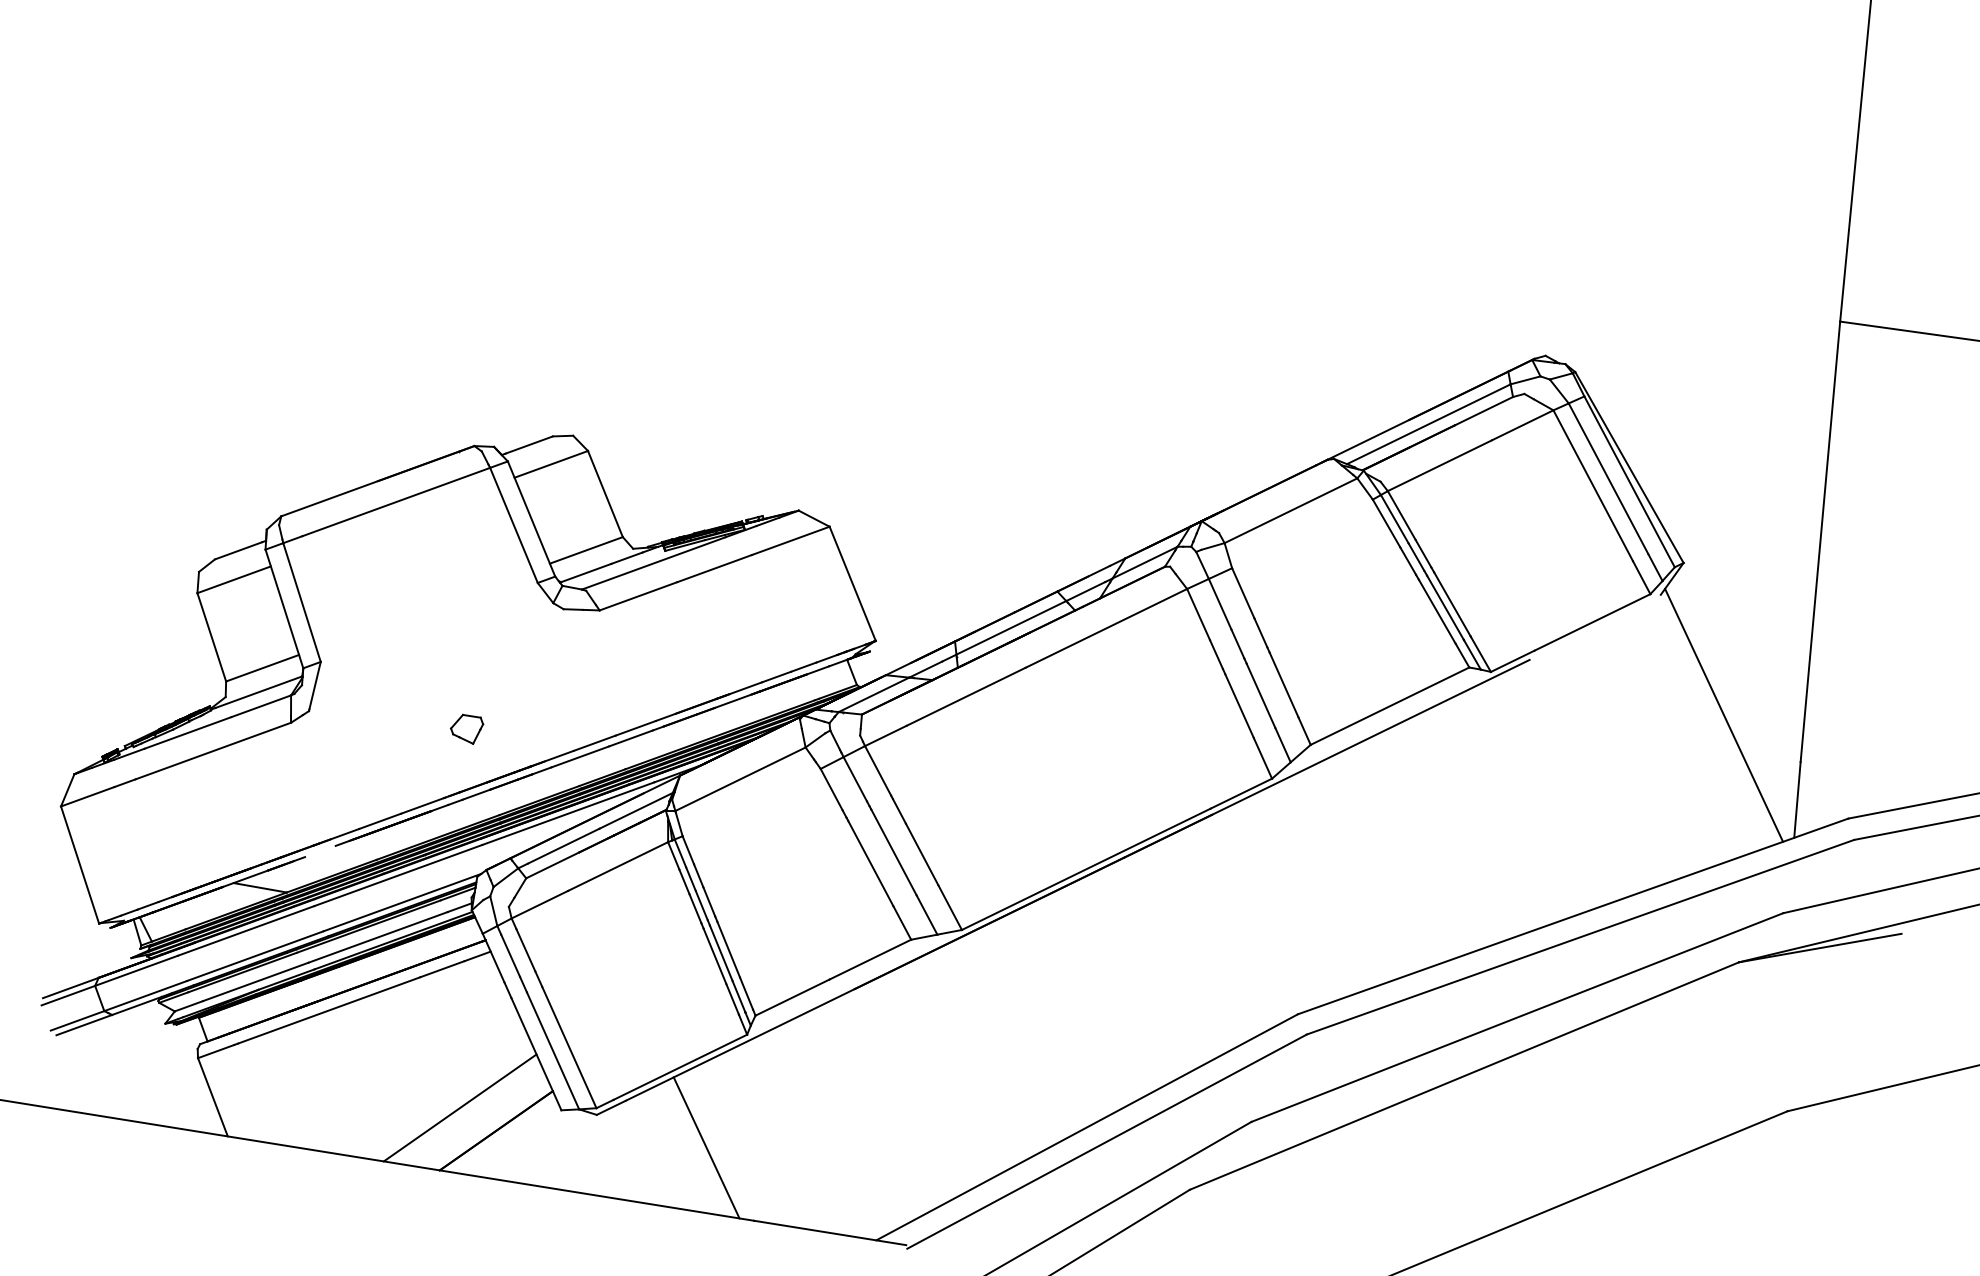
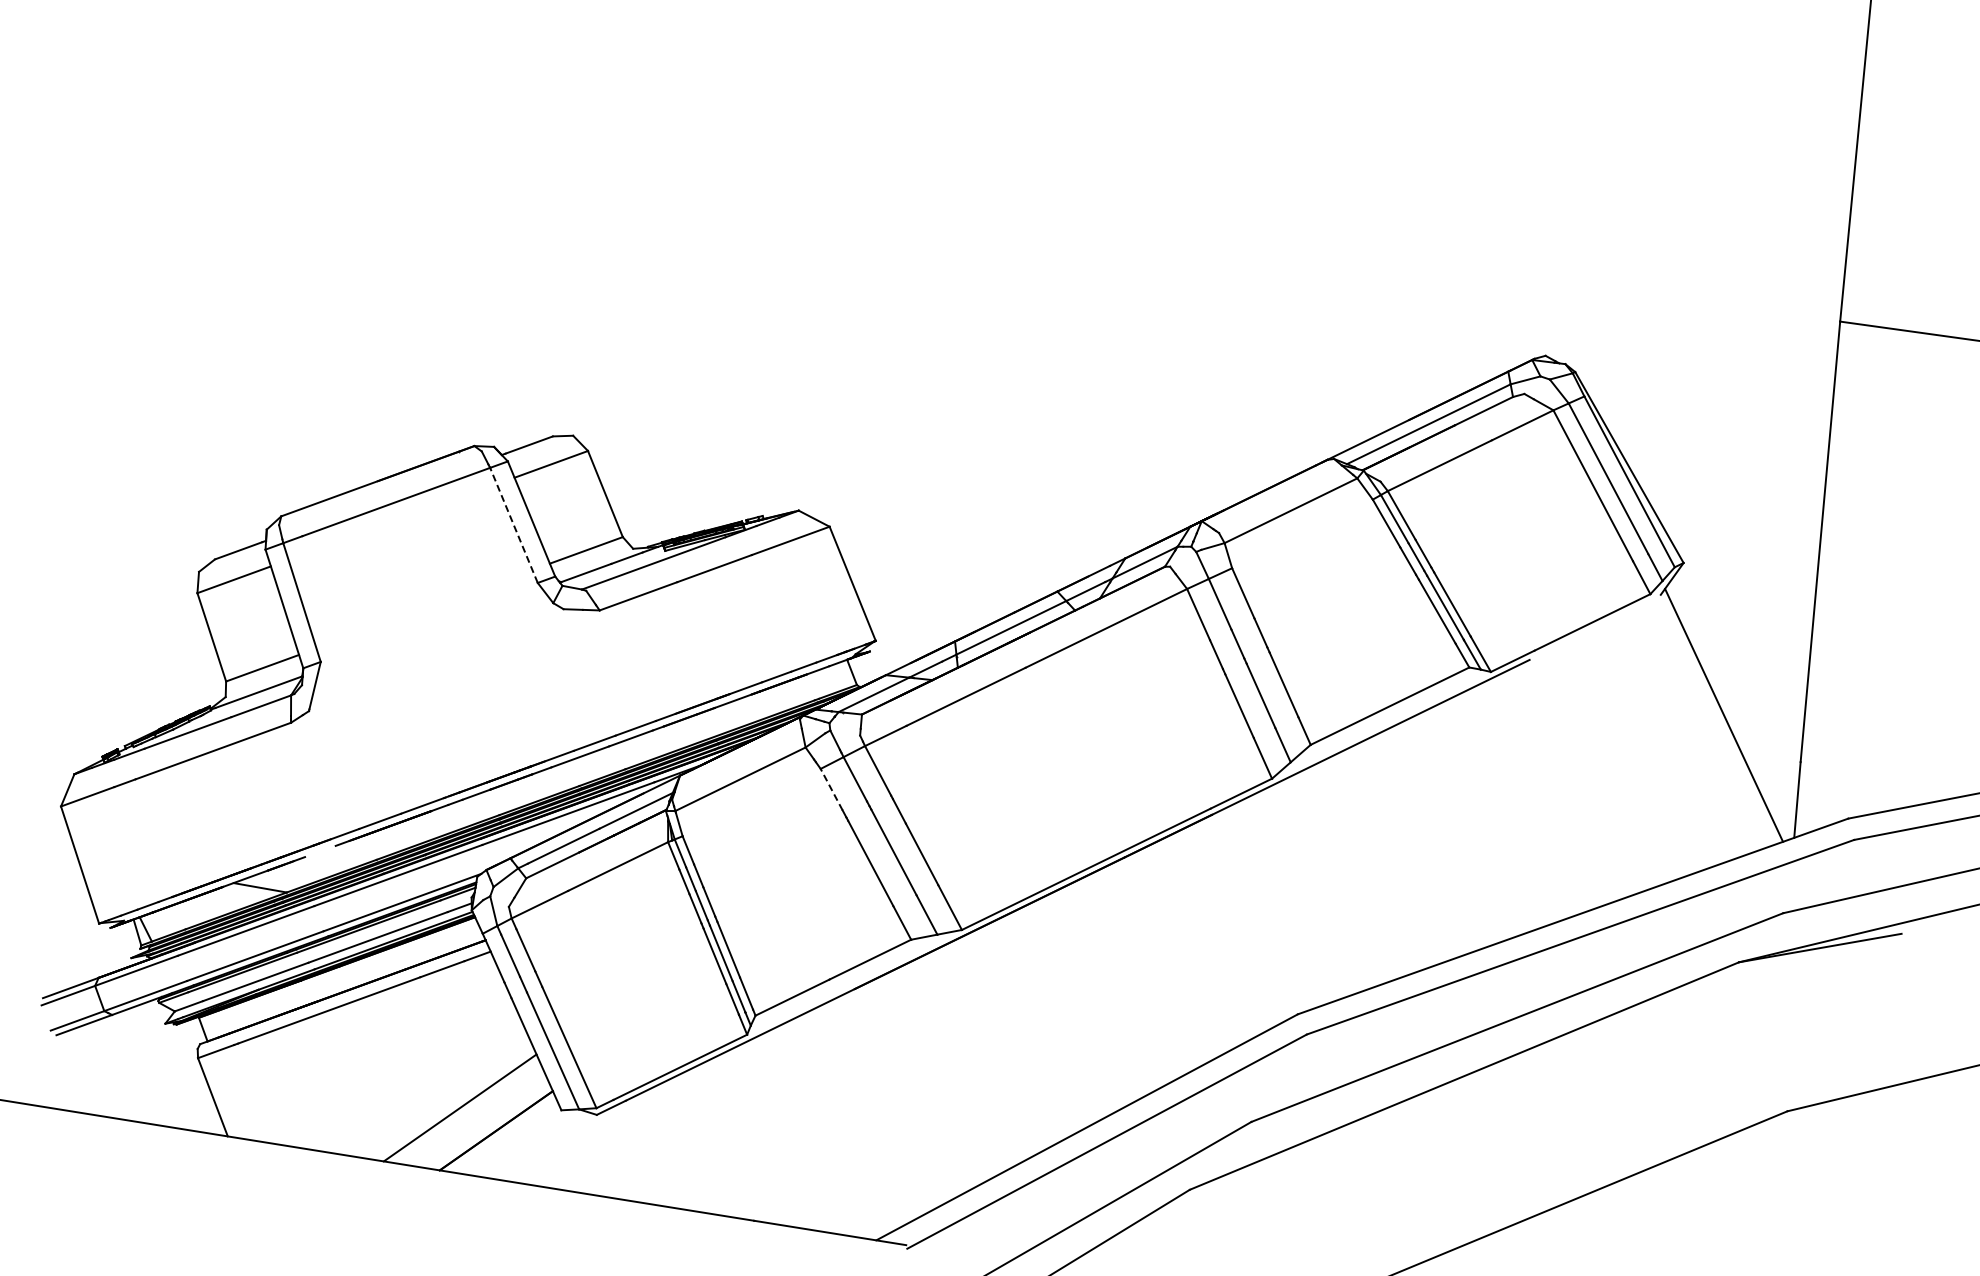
line: solid -> dashed (513, 524)
part: present -> none (467, 728)
line: solid -> dashed (831, 789)
line: present -> none (706, 1147)
